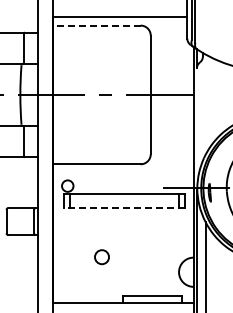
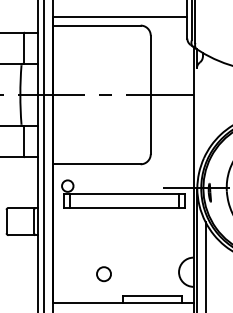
line: dashed -> solid (96, 25)
line: none -> present (43, 155)
line: dashed -> solid (124, 208)
circle position: (101, 257) -> (103, 274) (103, 274)
